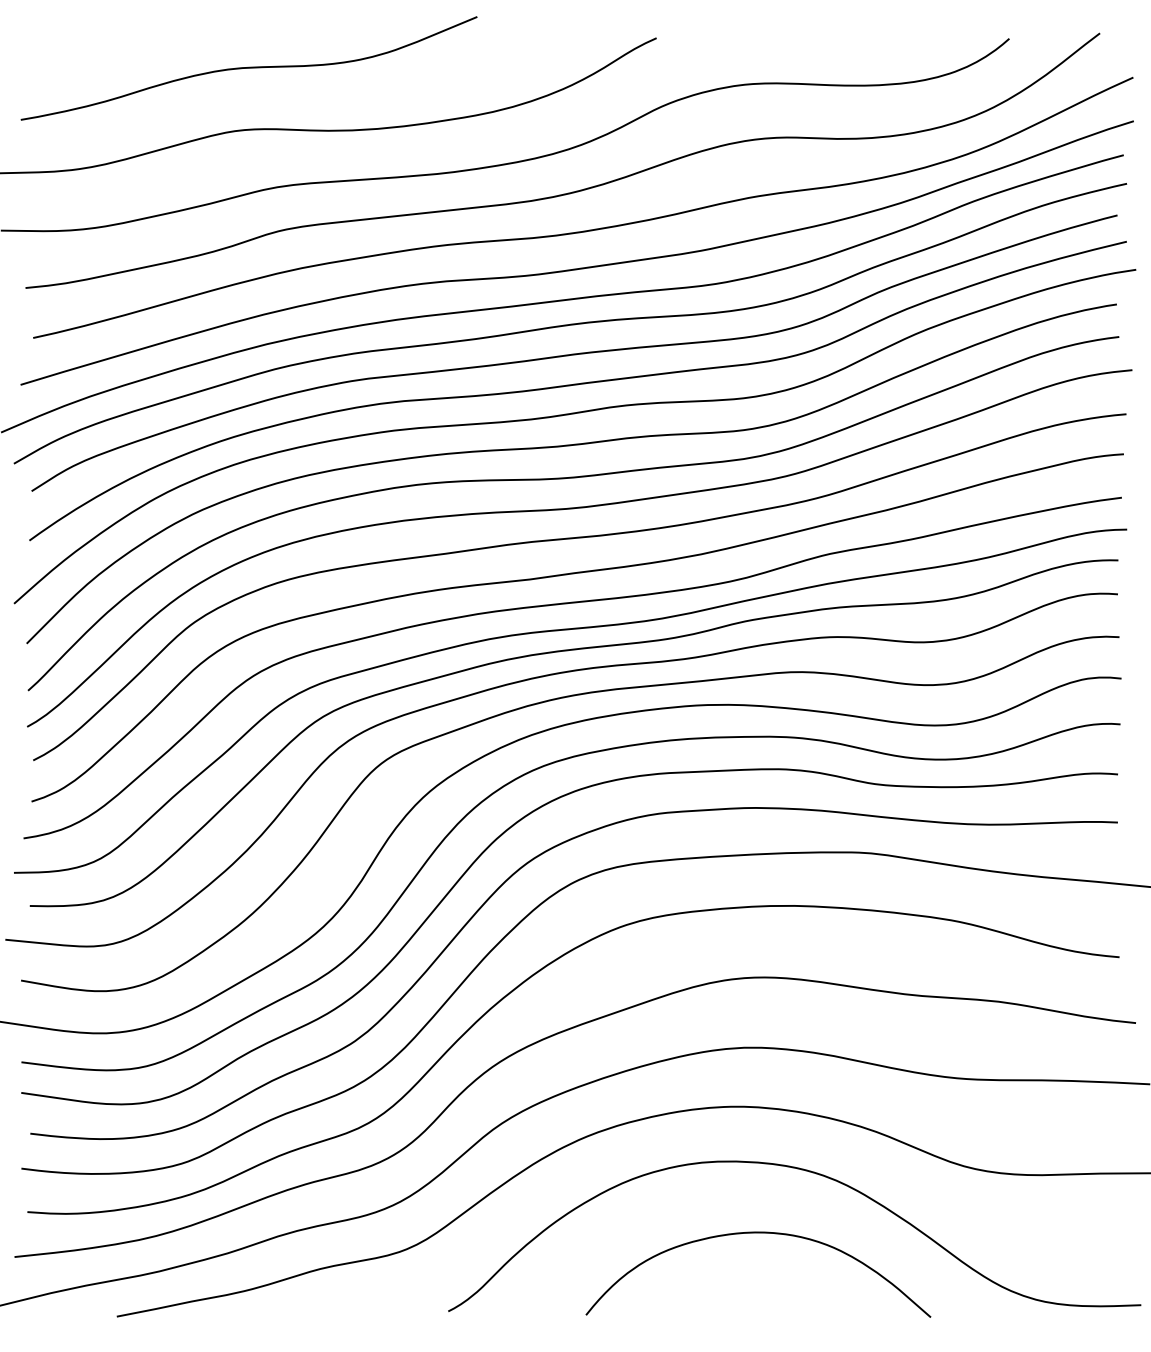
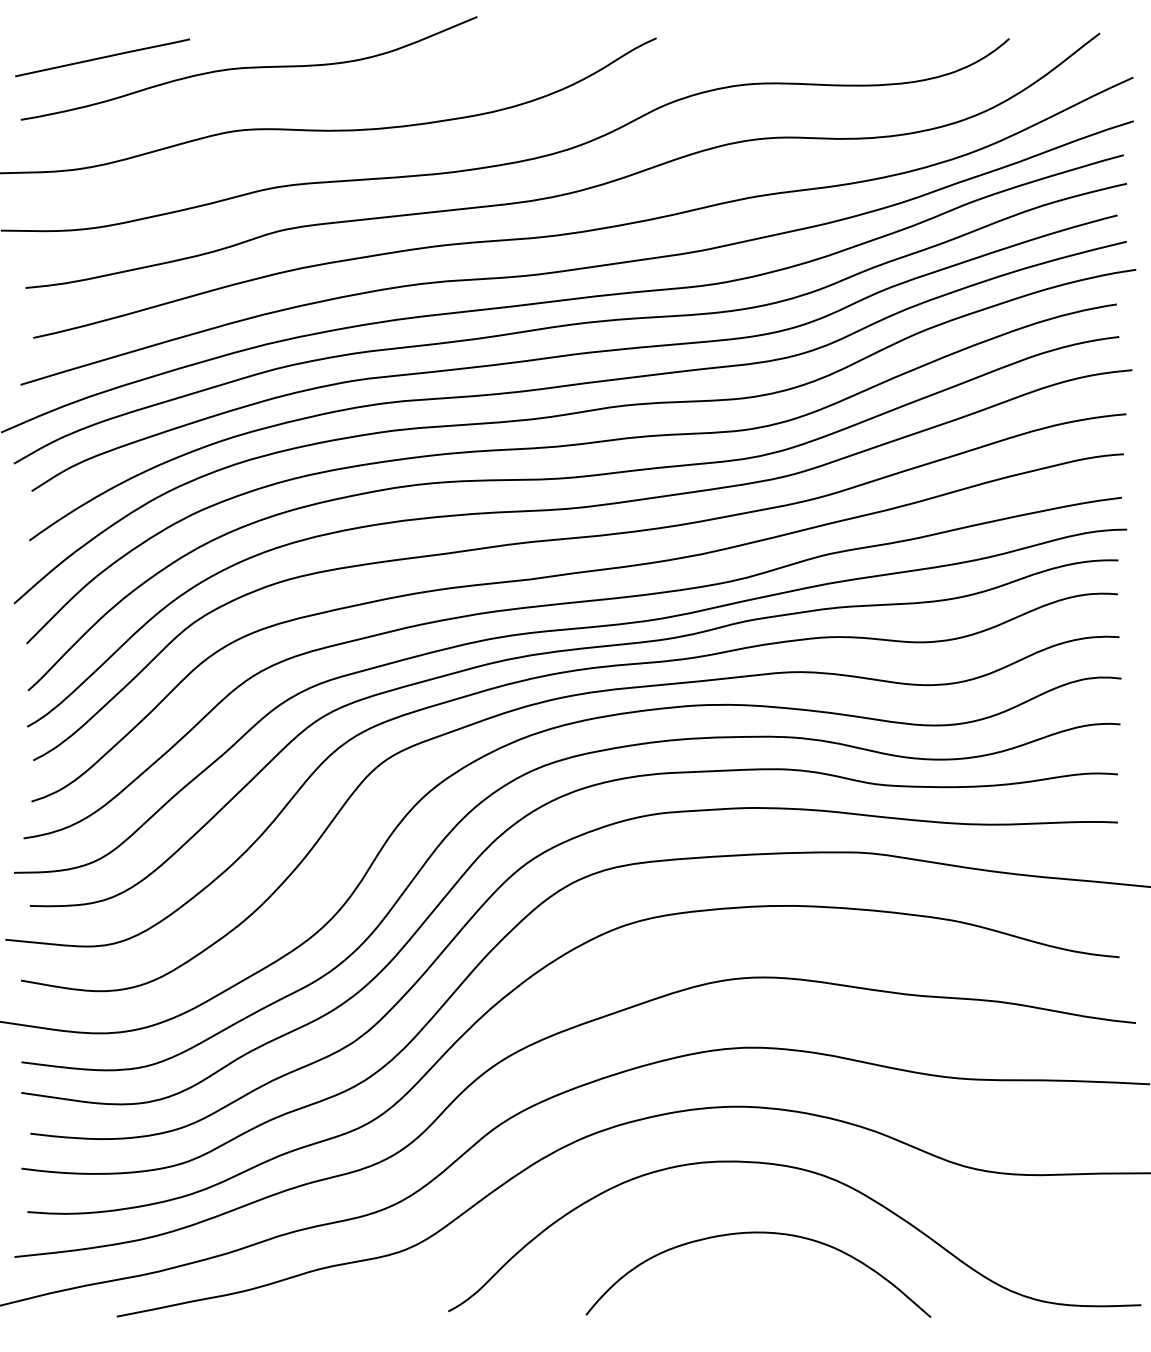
line: none -> present (102, 57)
